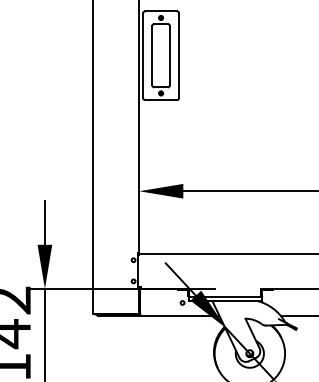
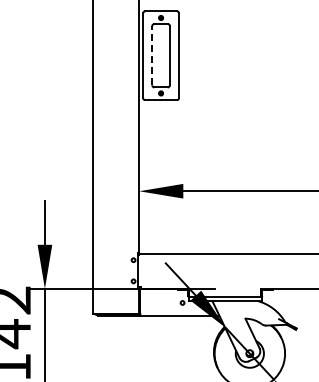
line: solid -> dashed (152, 55)
line: present -> none (297, 315)
